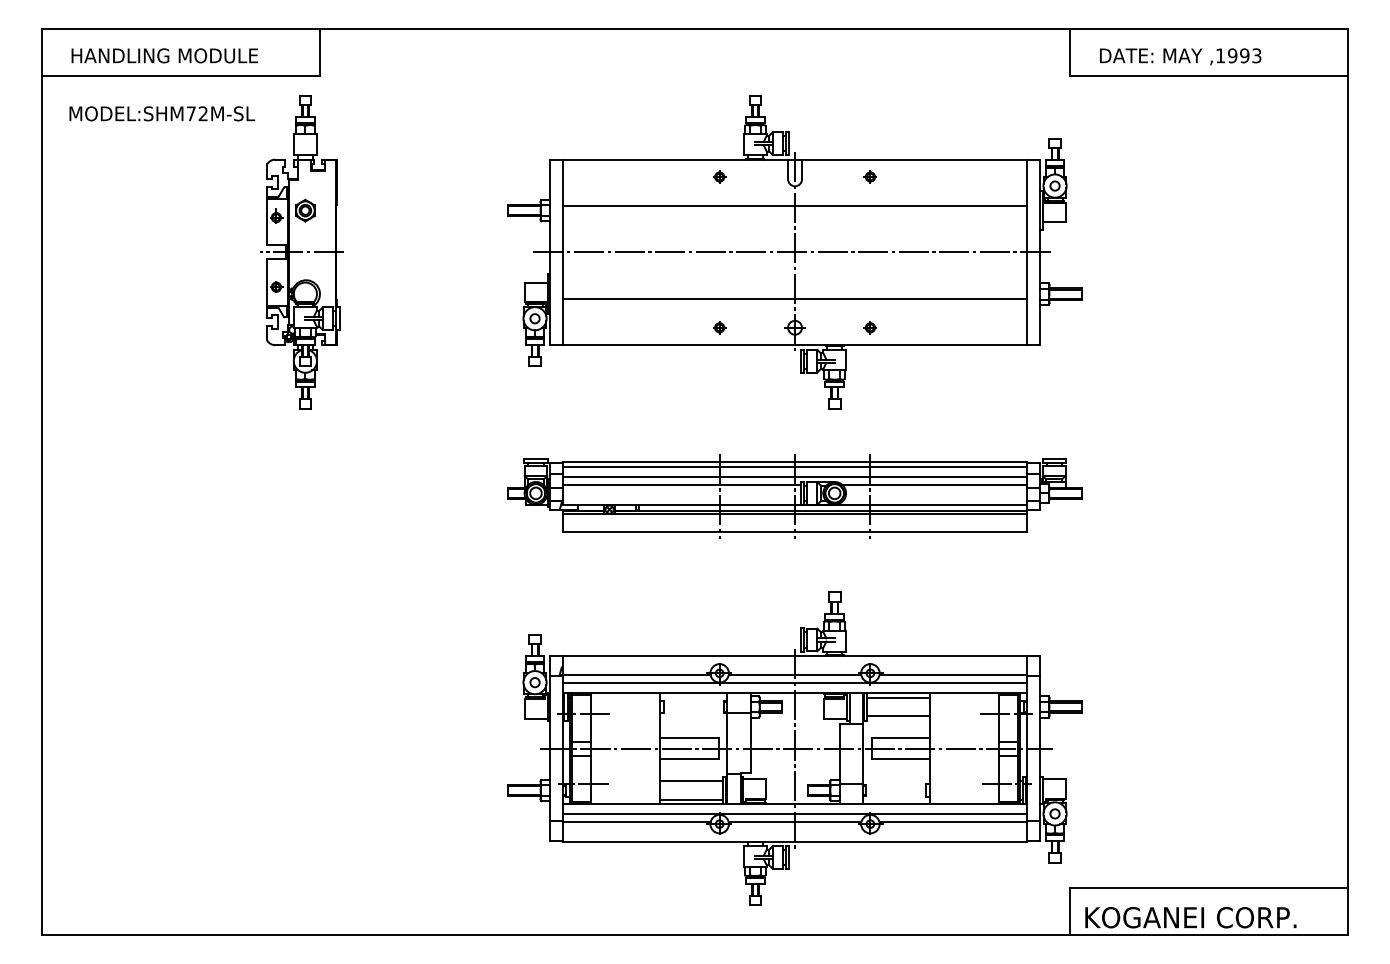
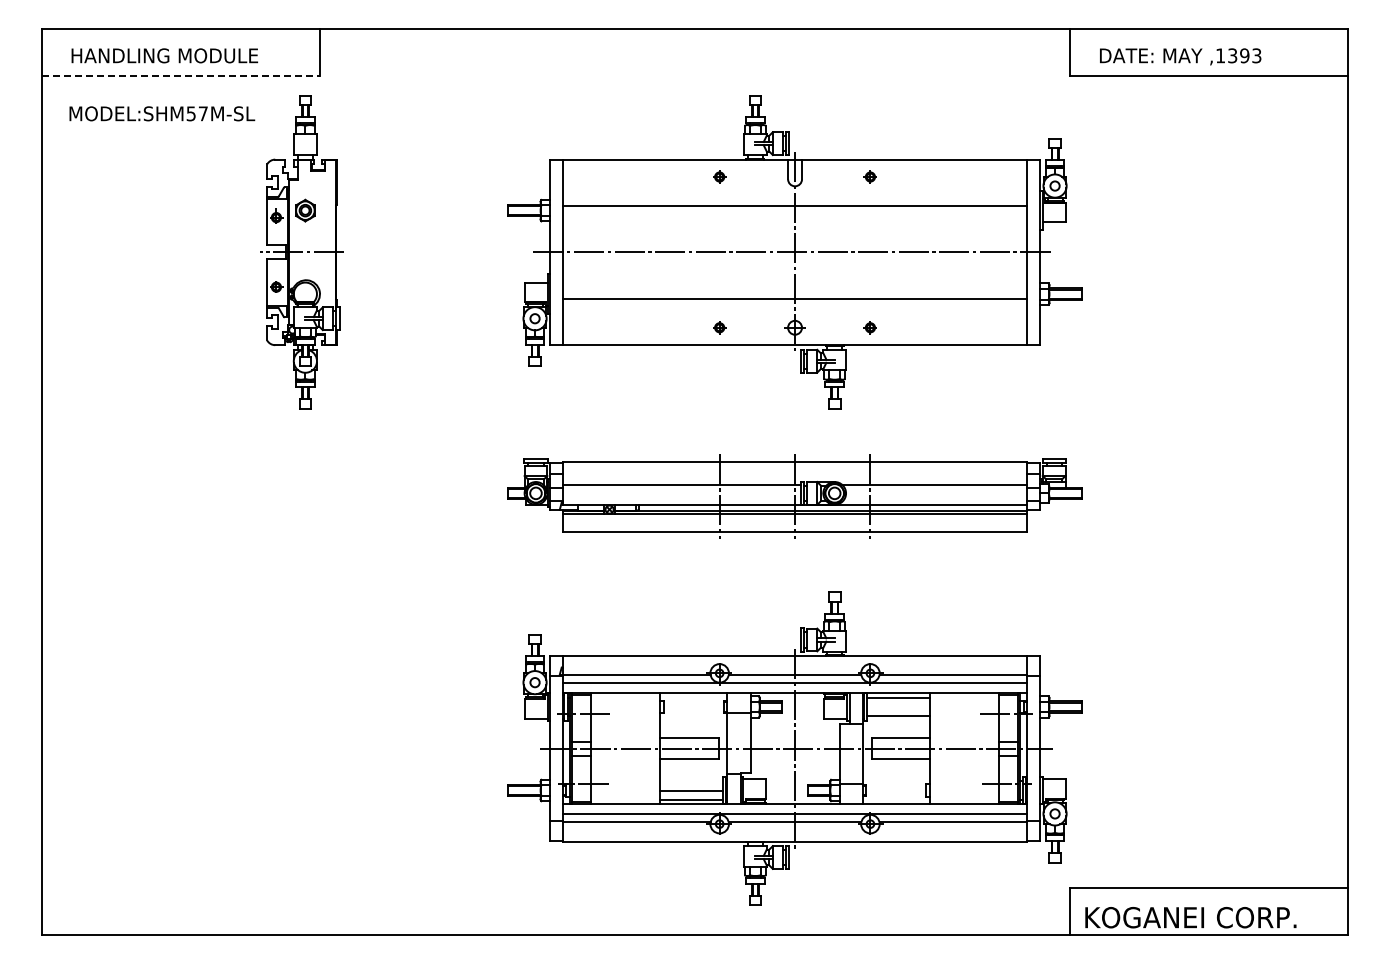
text: ,1993 -> ,1393 (1232, 55)
line: solid -> dashed (181, 75)
text: MODEL:SHM72M-SL -> MODEL:SHM57M-SL (196, 113)
line: present -> none (794, 466)
line: present -> none (794, 476)
line position: (691, 781) -> (691, 791) (691, 791)
